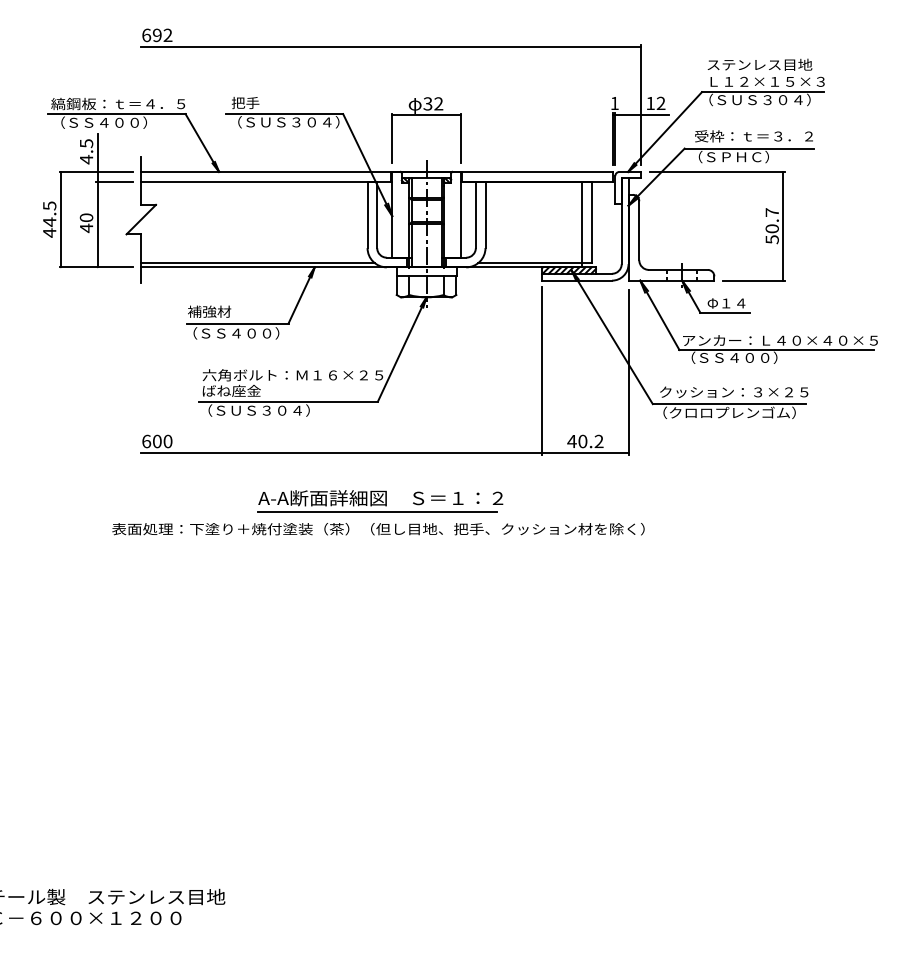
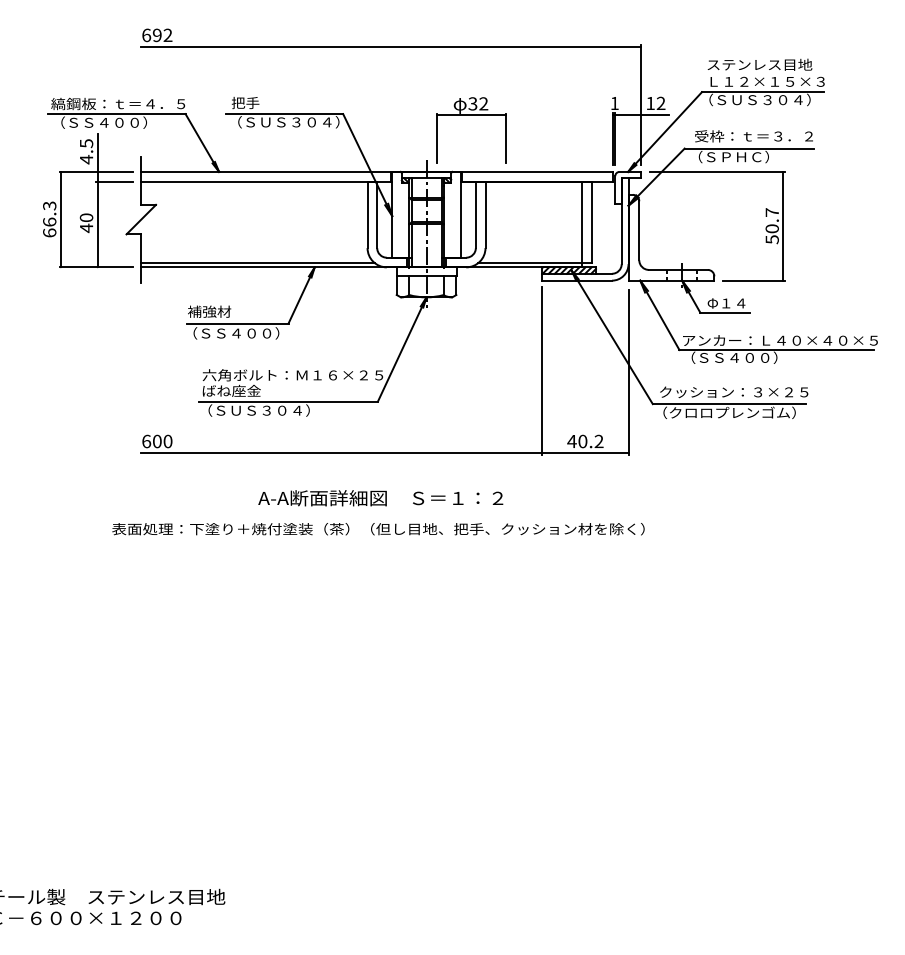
part position: (426, 115) -> (471, 115) (471, 115)
text: 44.5 -> 66.3 (49, 219)
line: present -> none (377, 511)
